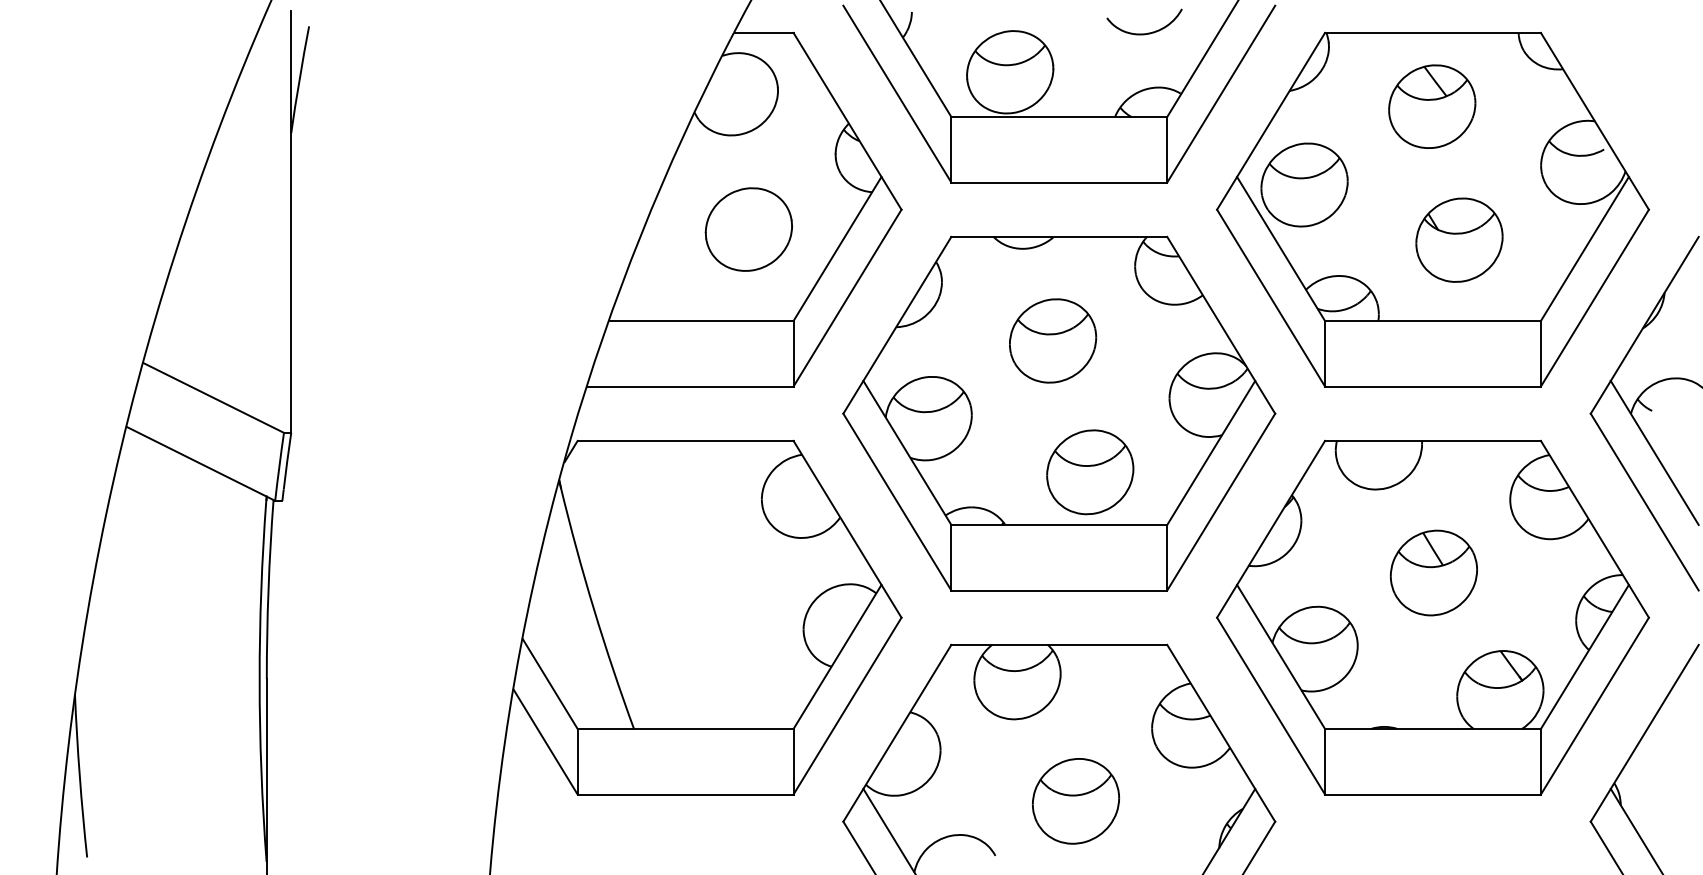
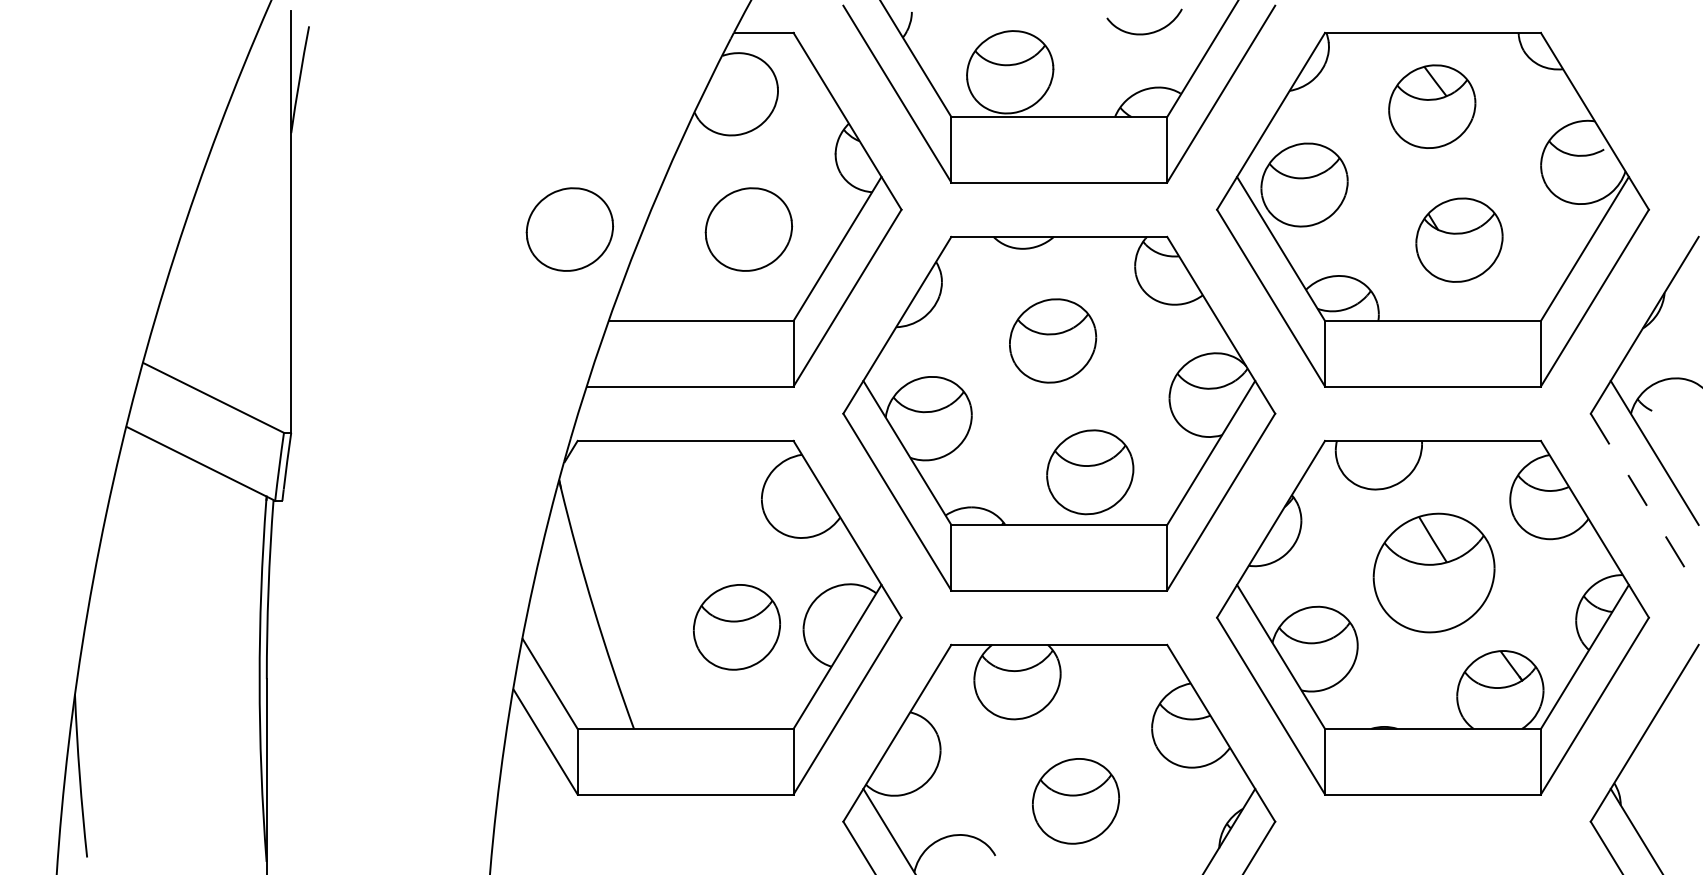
part: none -> present (569, 229)
line: solid -> dashed (1644, 502)
part size: 89x88 px -> 124x122 px (1433, 572)
part: none -> present (736, 627)
